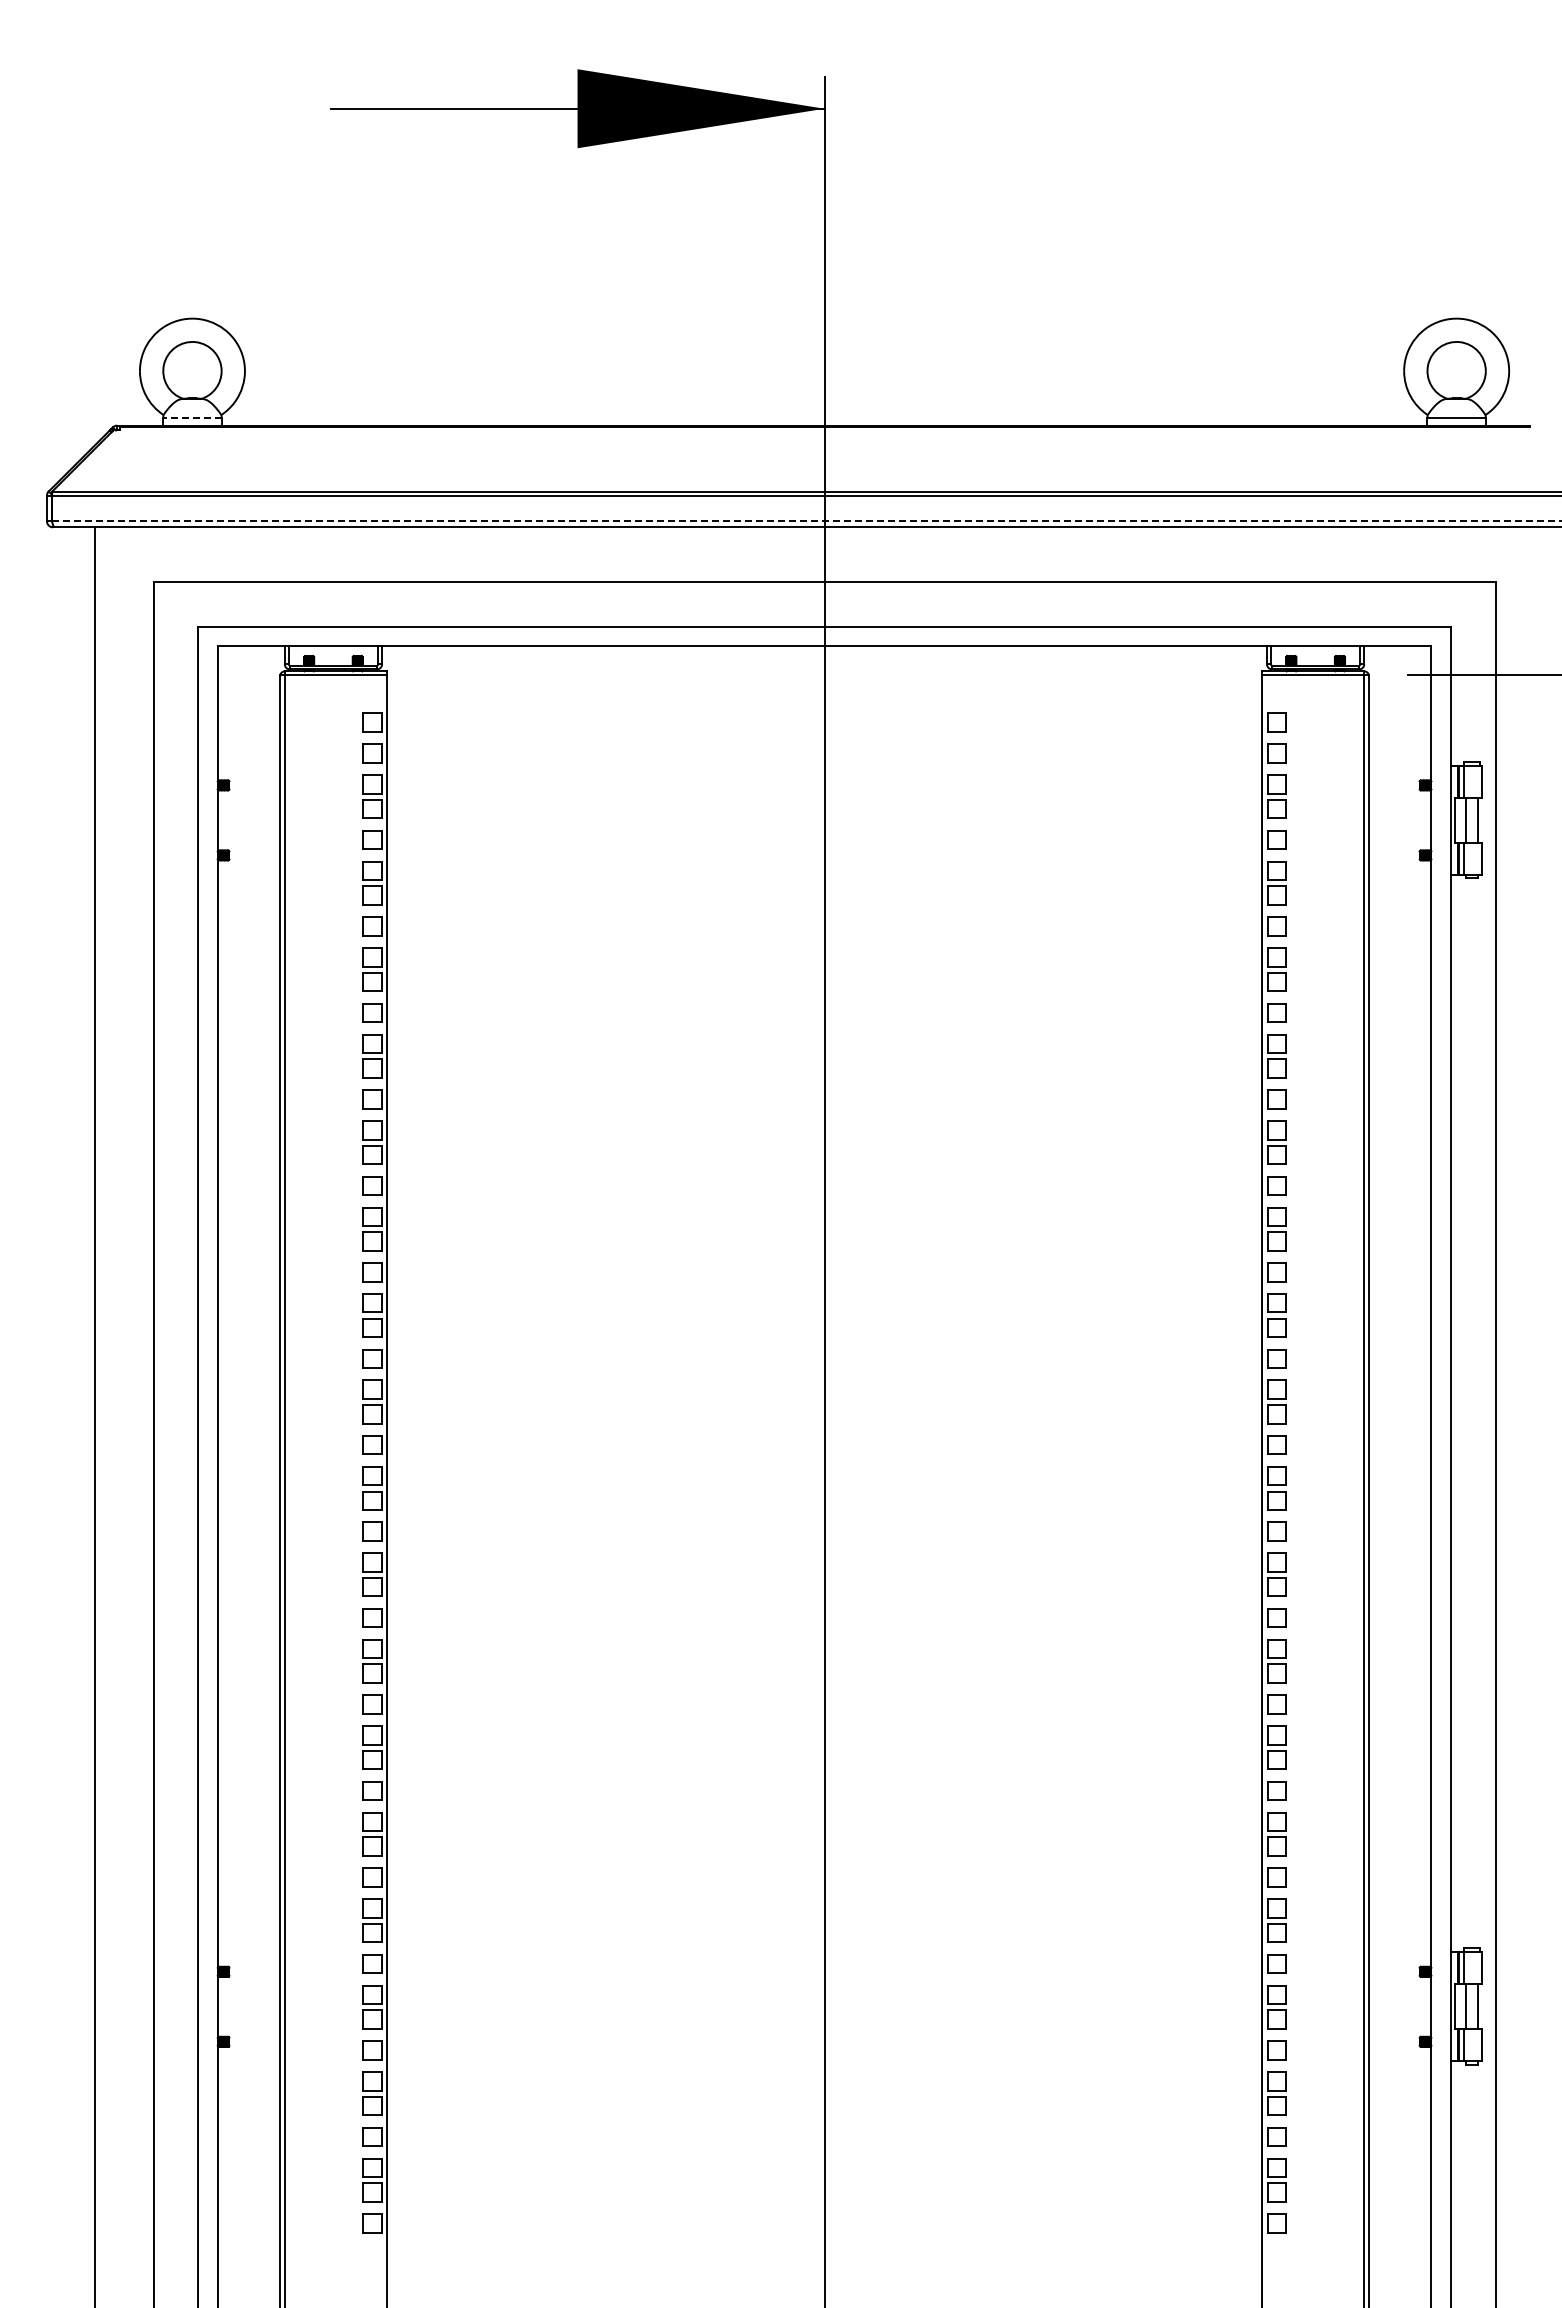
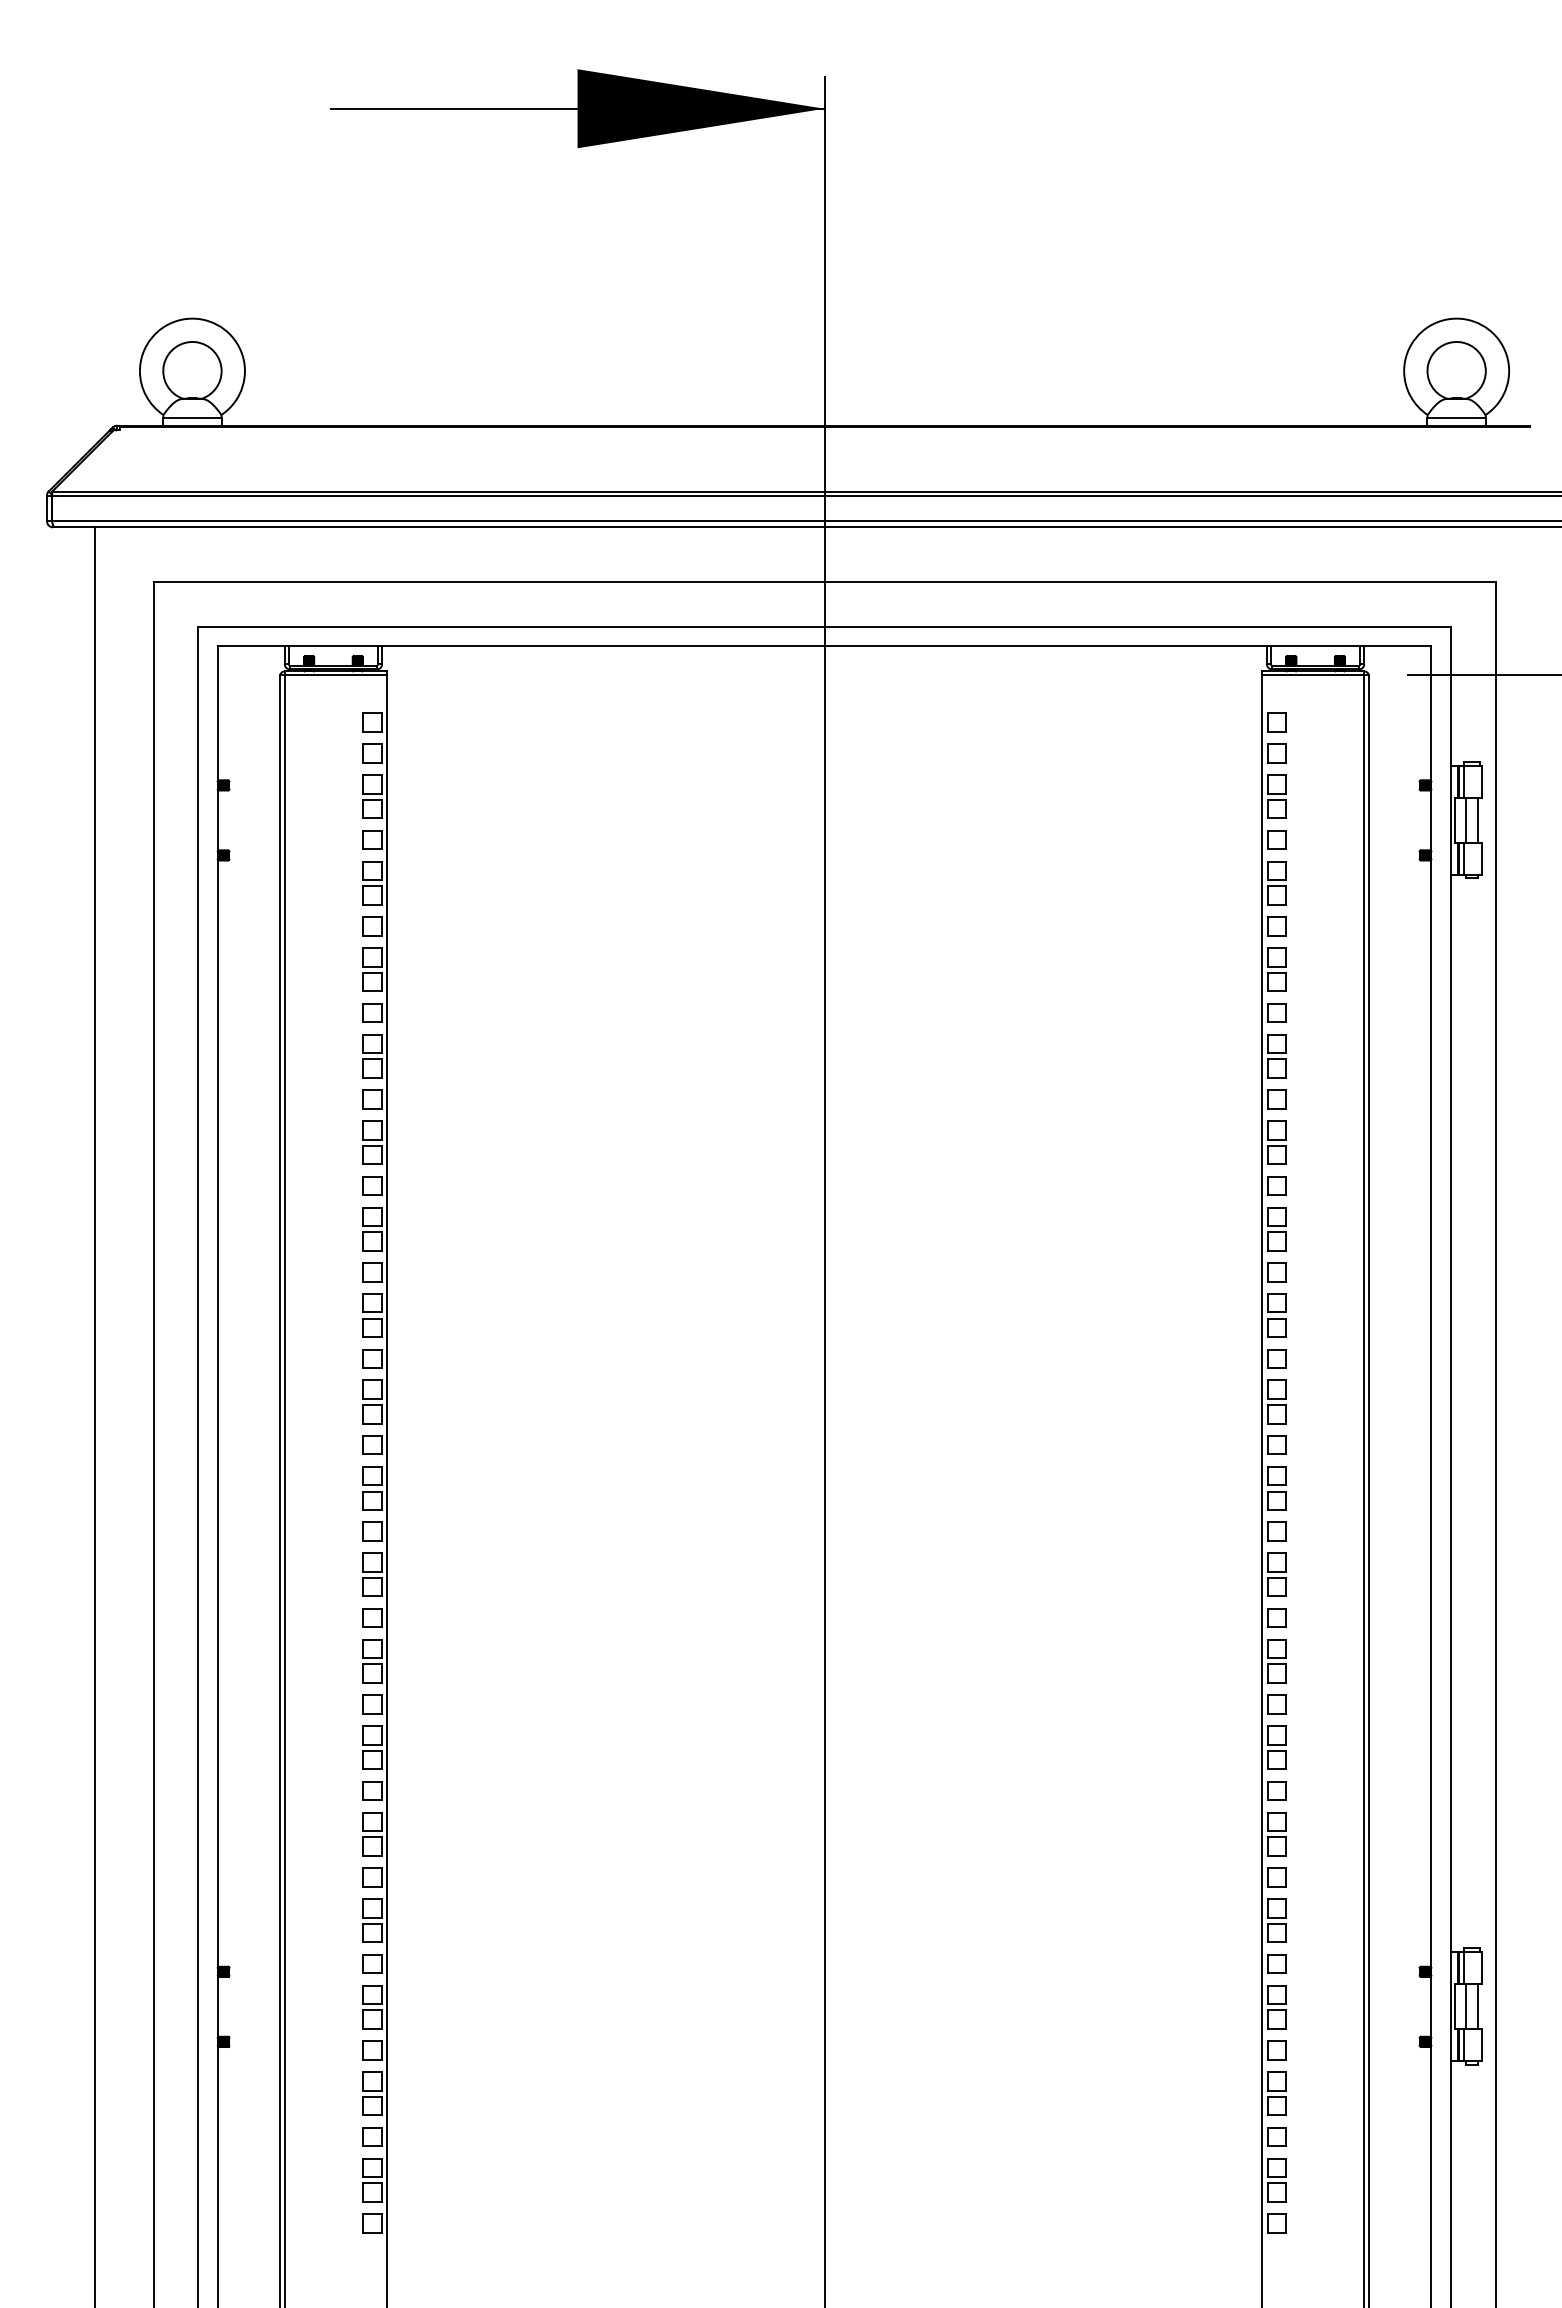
line: dashed -> solid (191, 418)
line: dashed -> solid (806, 521)
